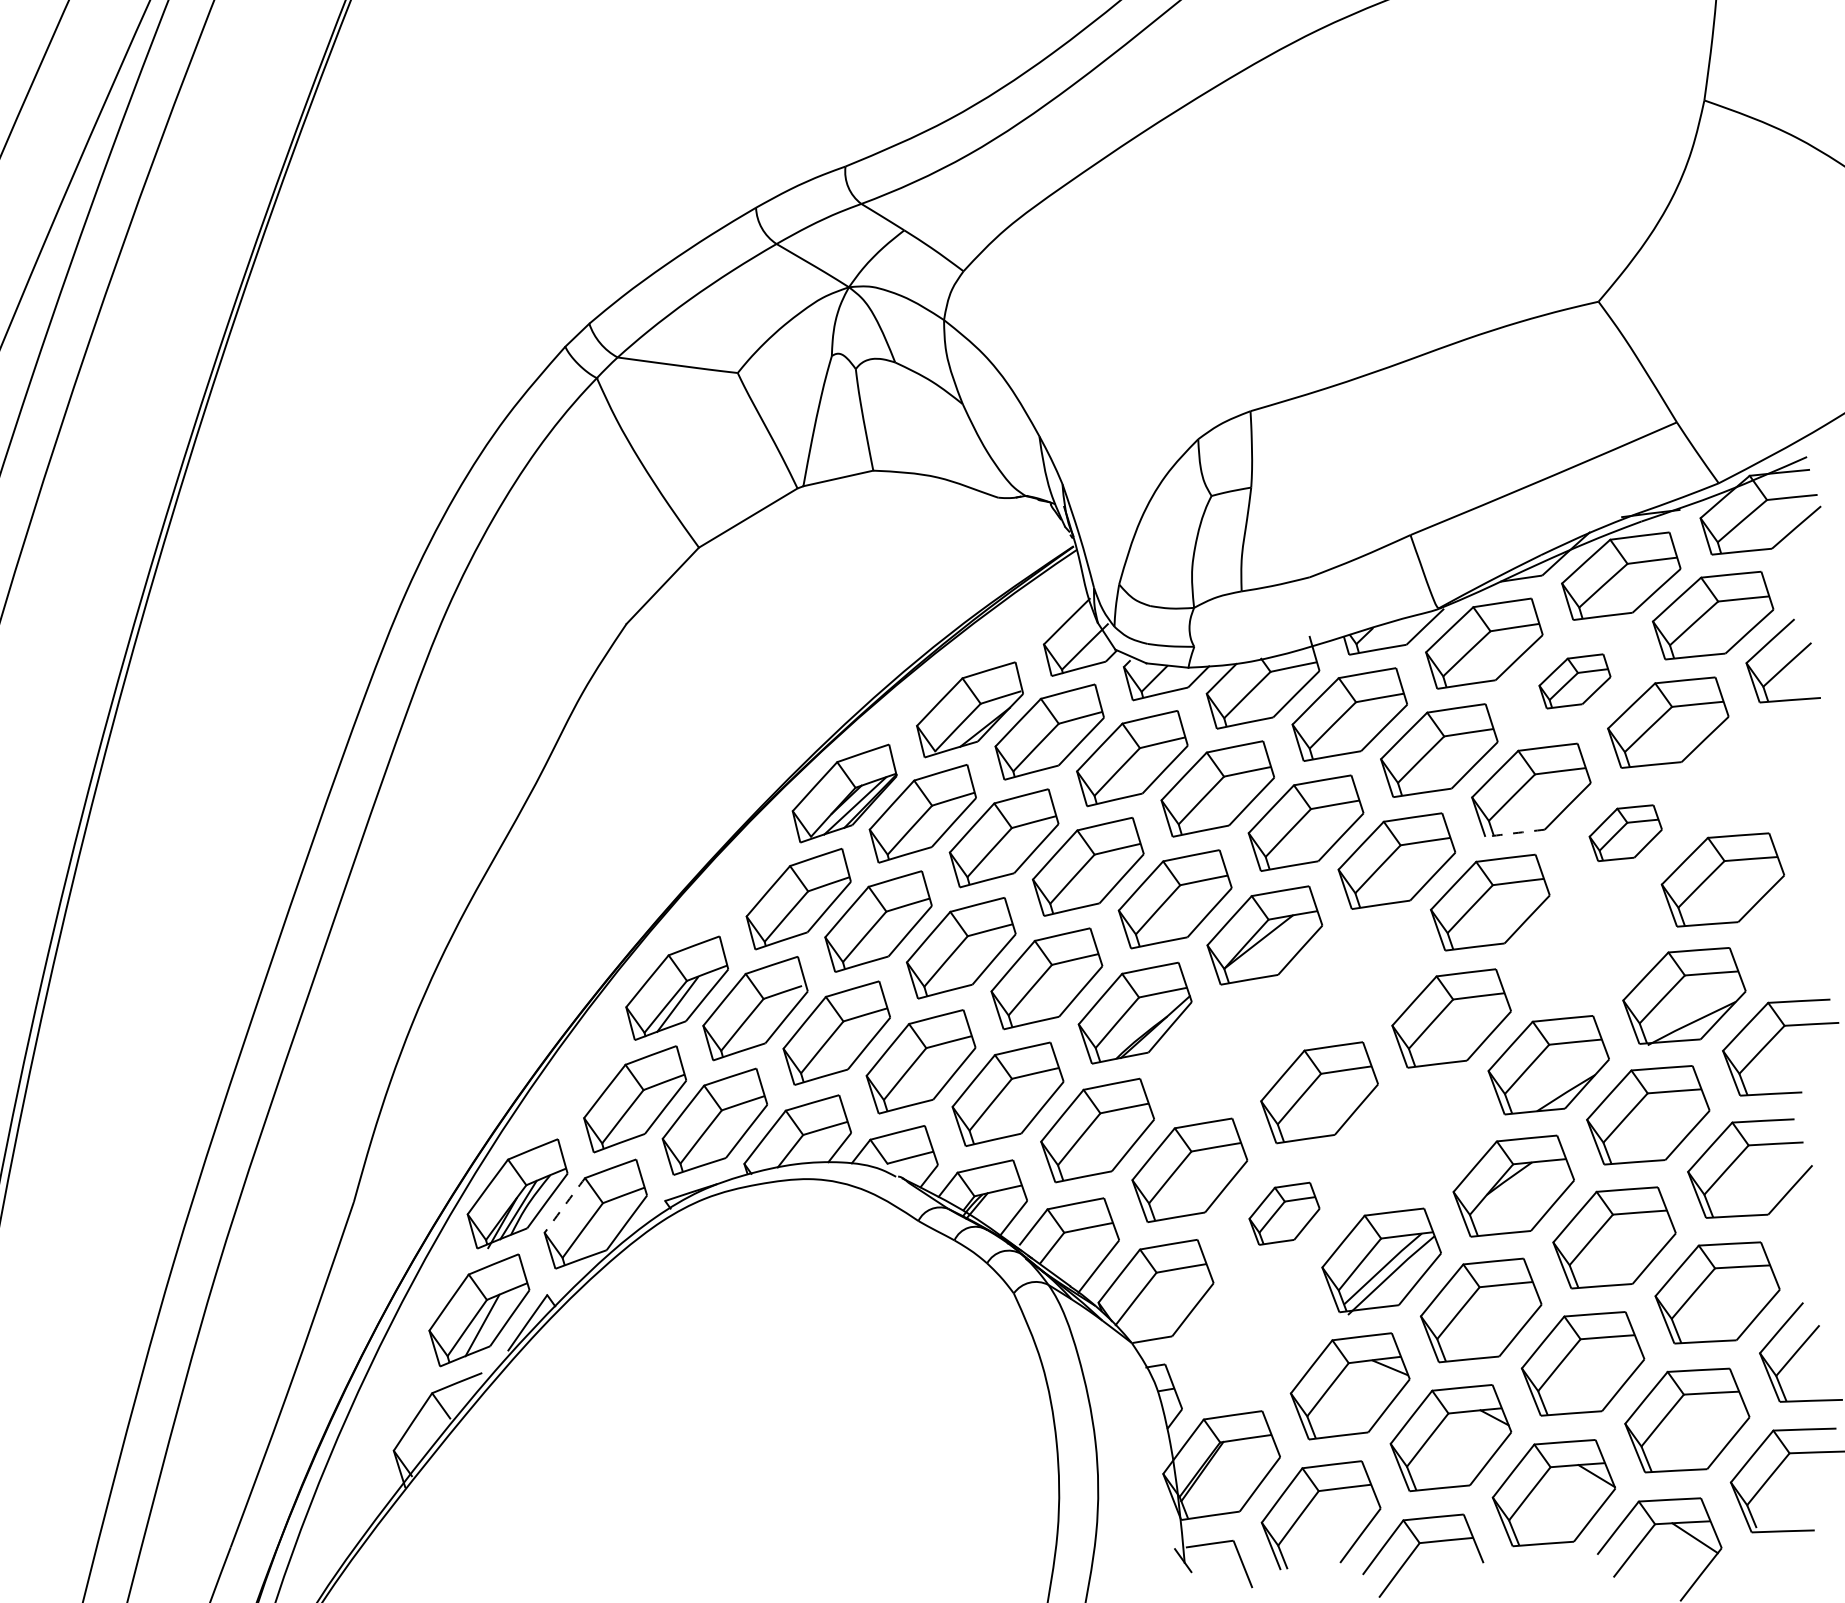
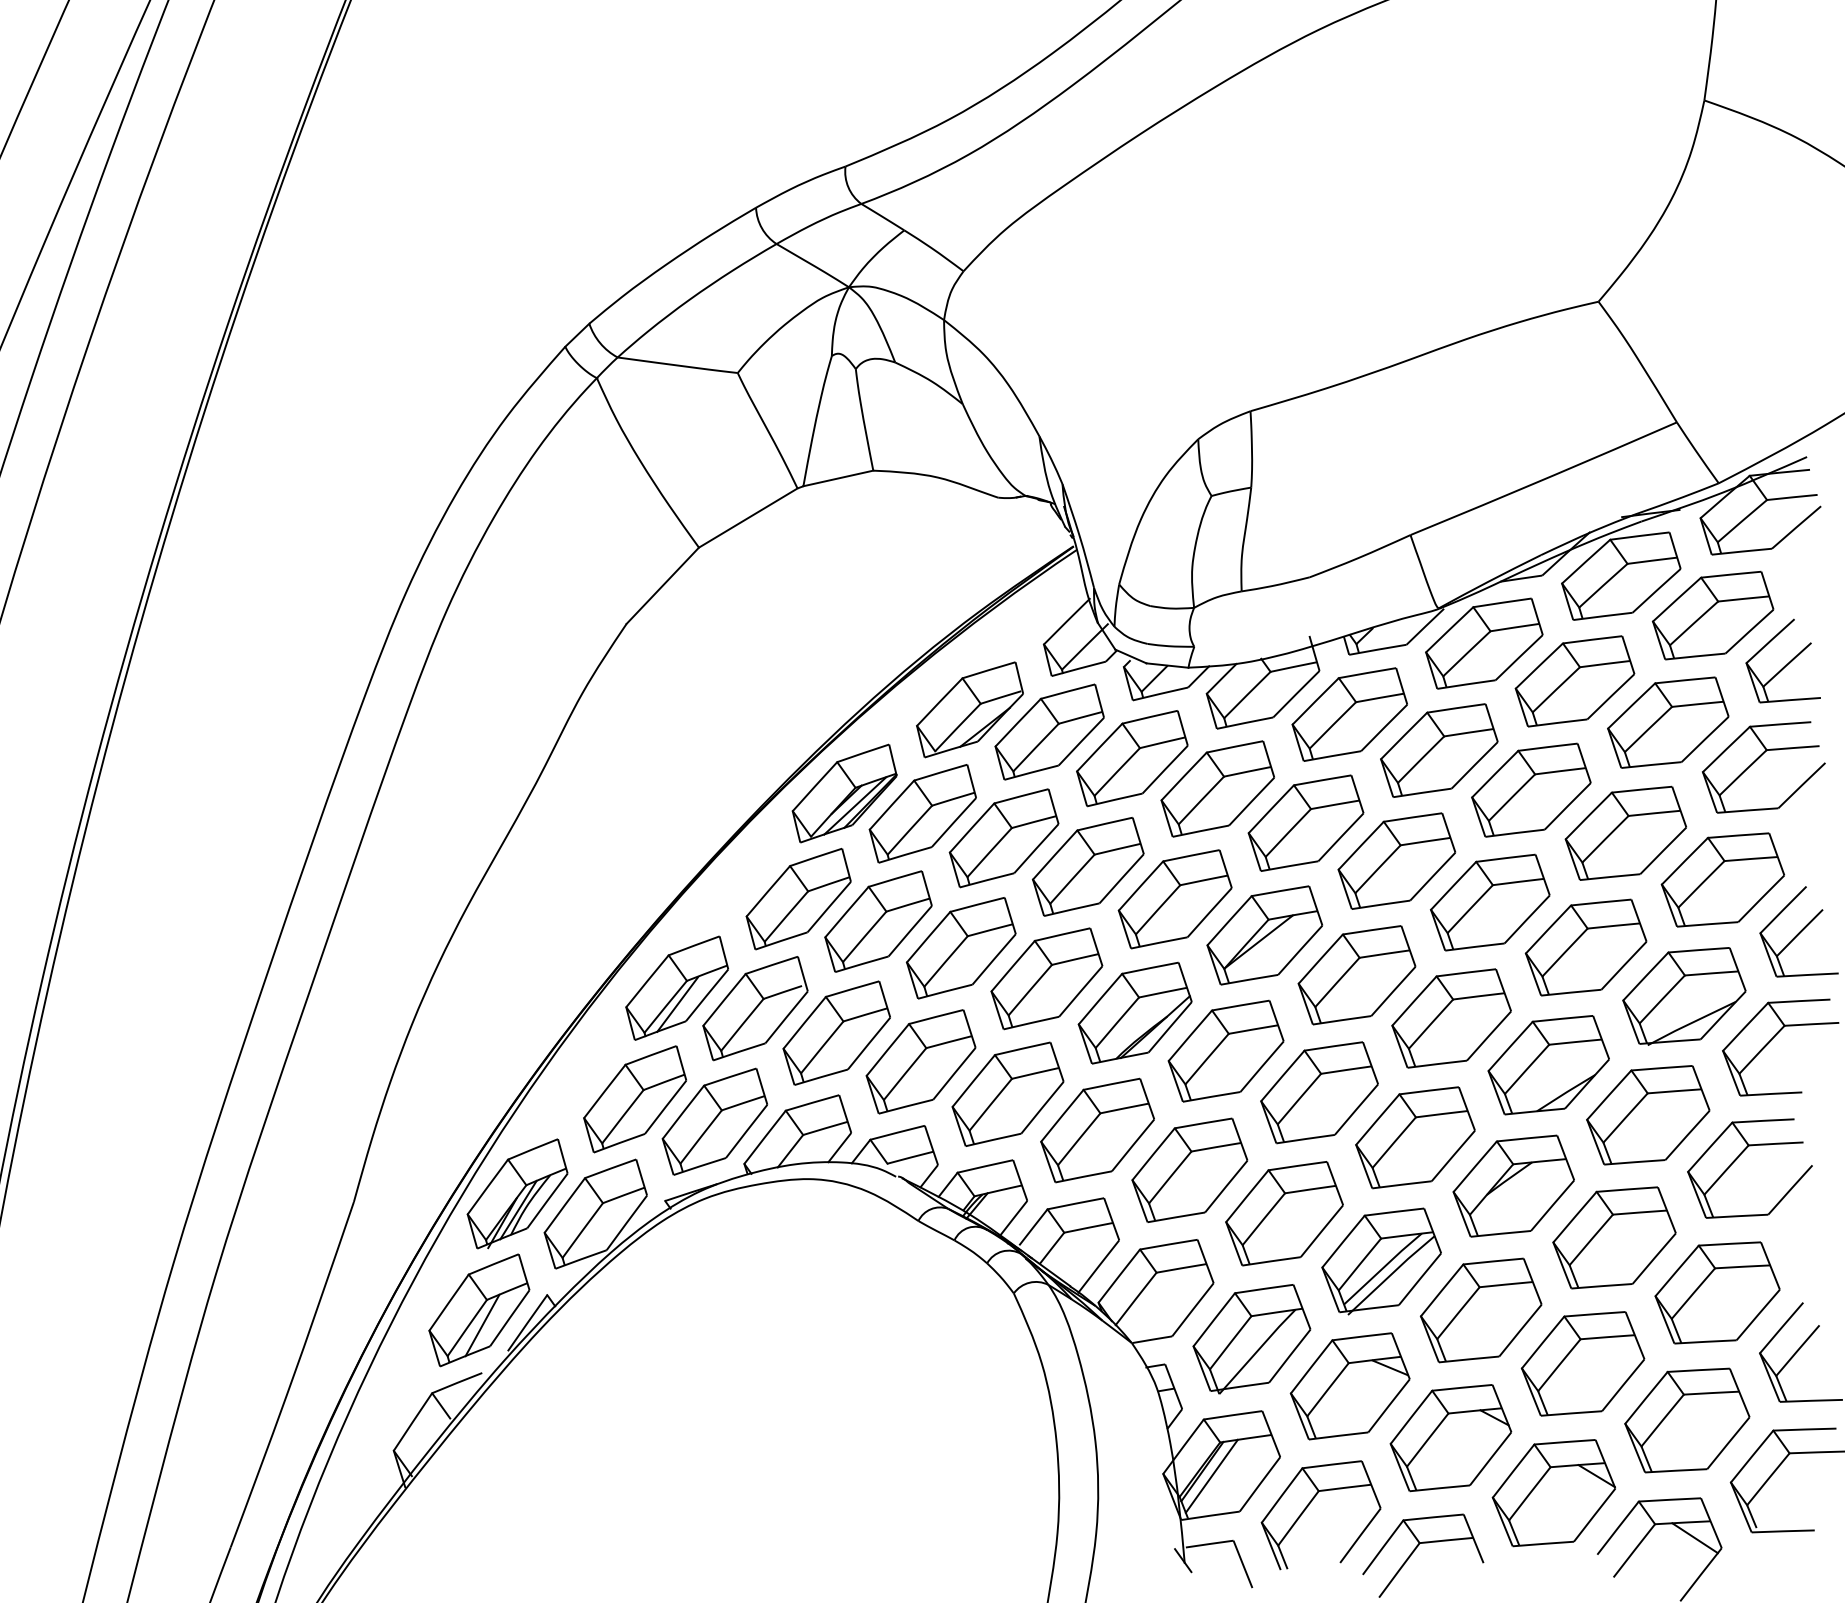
part size: 74x57 px -> 122x93 px (1574, 681)
part: none -> present (1757, 760)
arc: dashed -> solid (1515, 833)
part size: 75x59 px -> 123x96 px (1625, 832)
part: none -> present (1798, 931)
part: none -> present (1585, 947)
part: none -> present (1356, 975)
part: none -> present (1225, 1050)
part: none -> present (1415, 1137)
arc: dashed -> solid (564, 1205)
part size: 73x65 px -> 119x106 px (1284, 1213)
part: none -> present (1251, 1339)
line: none -> present (1211, 1475)
